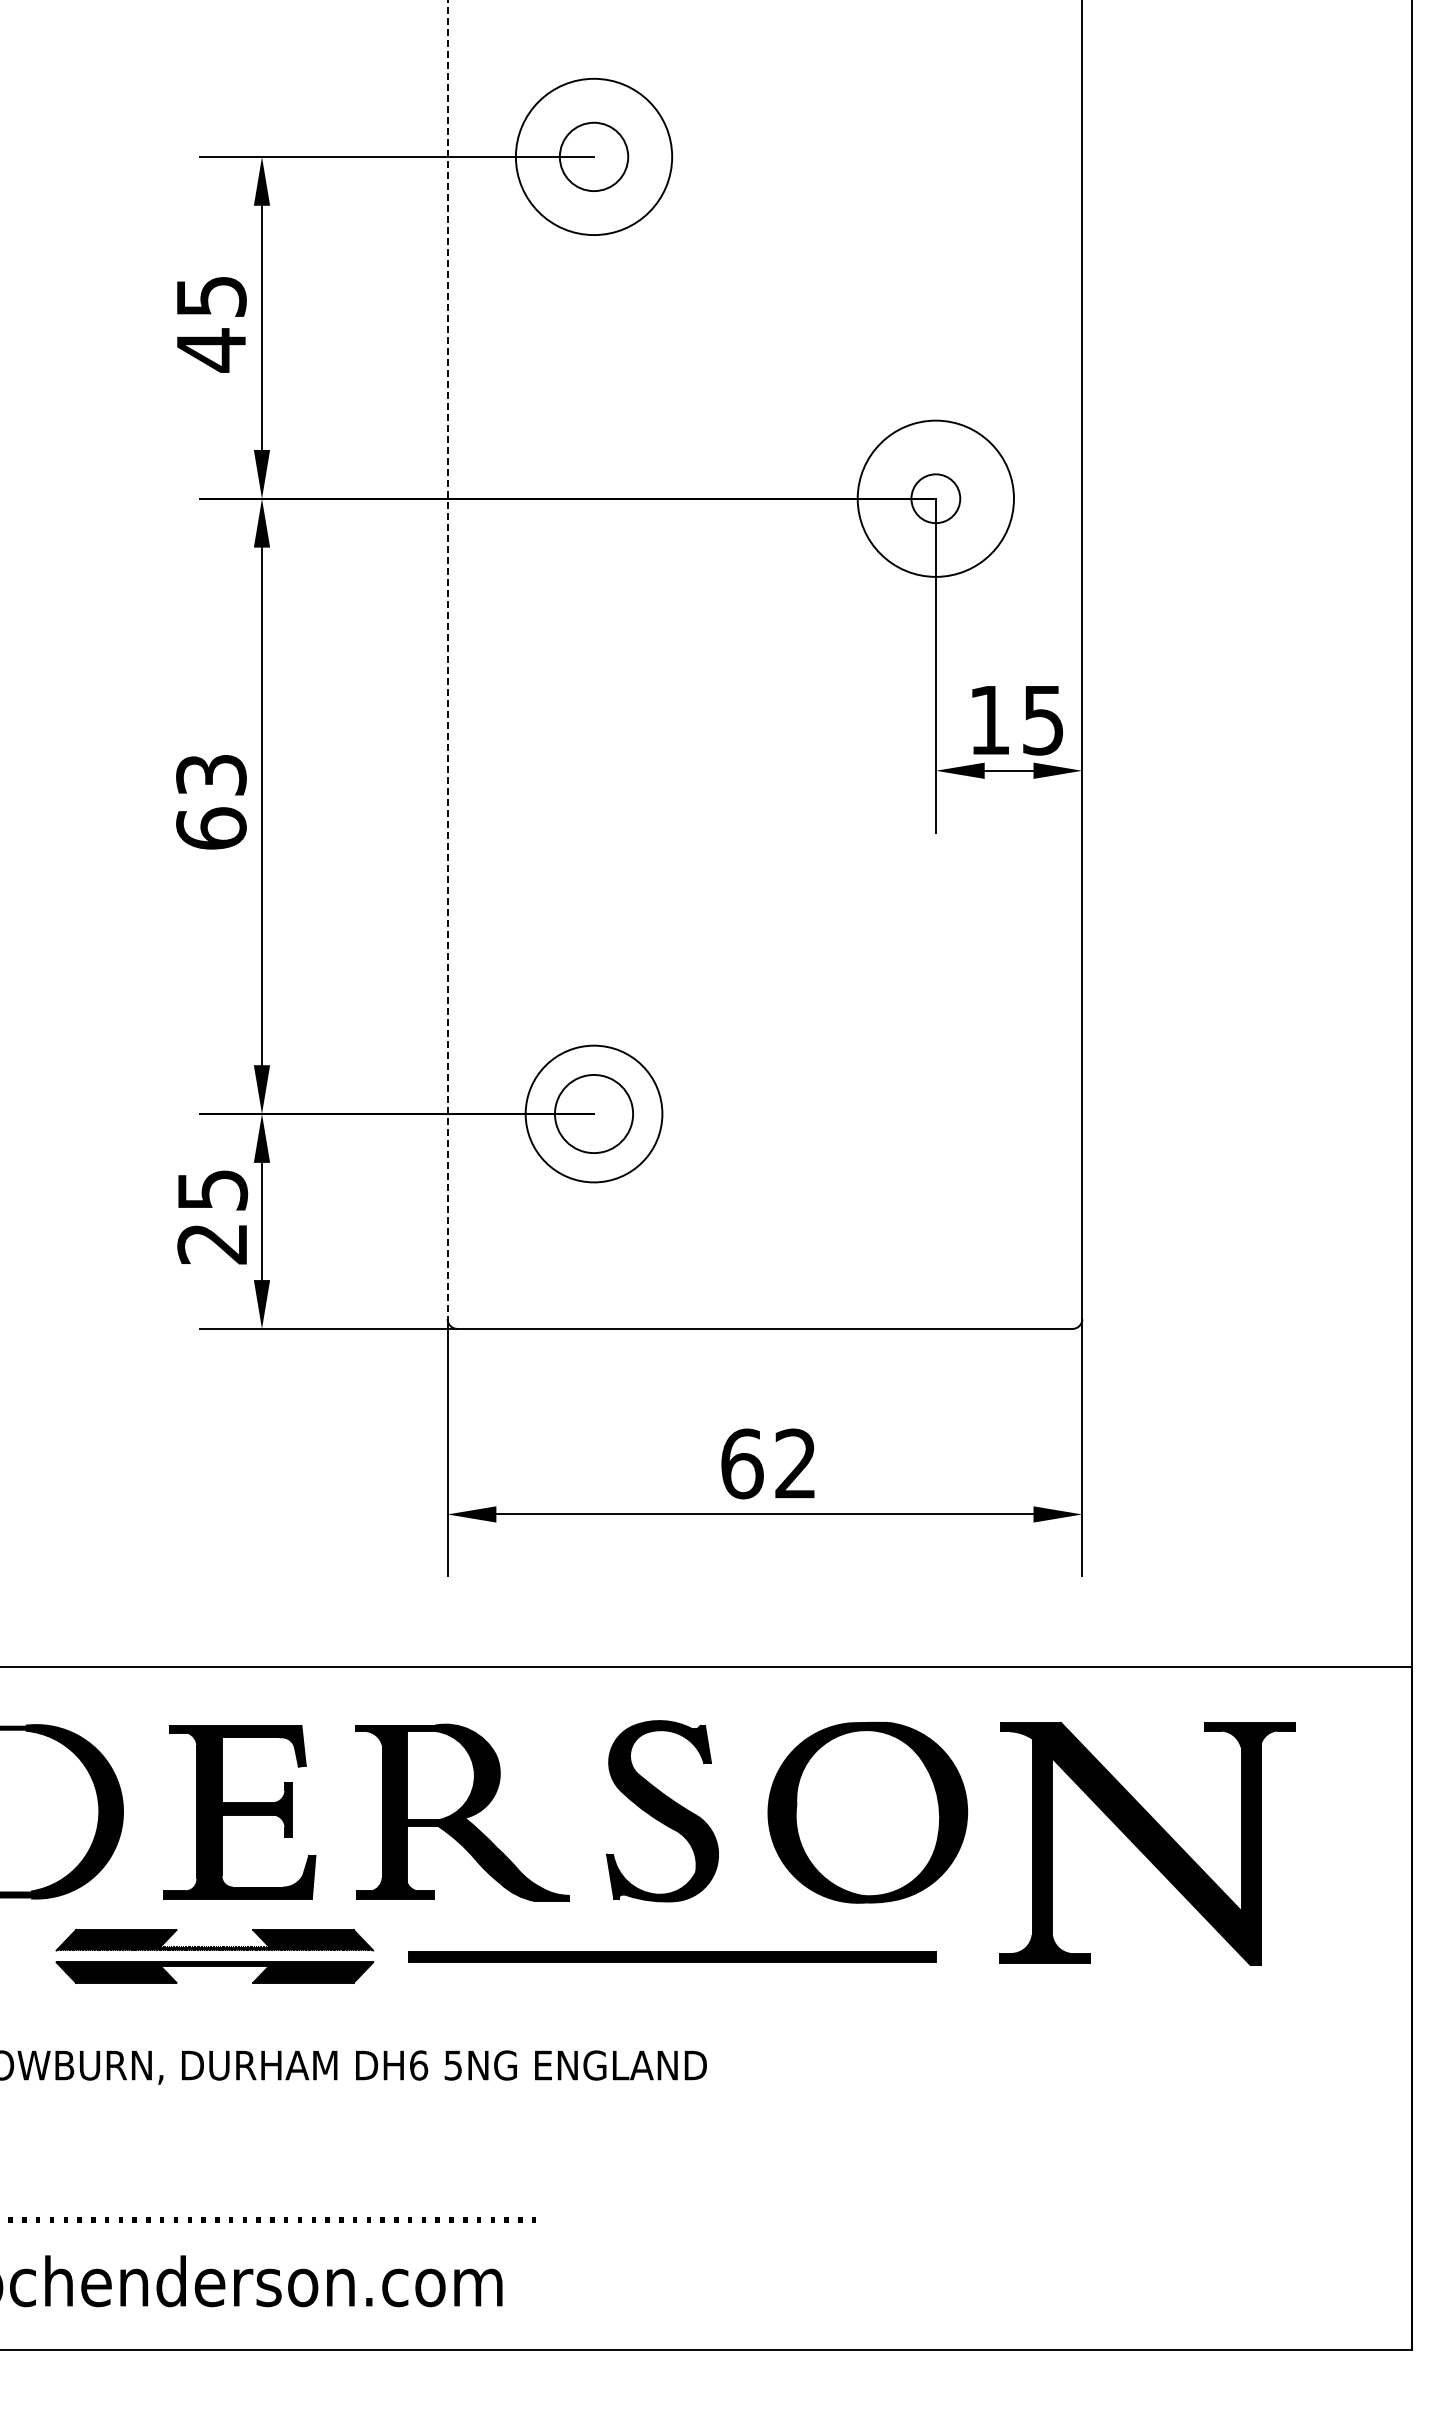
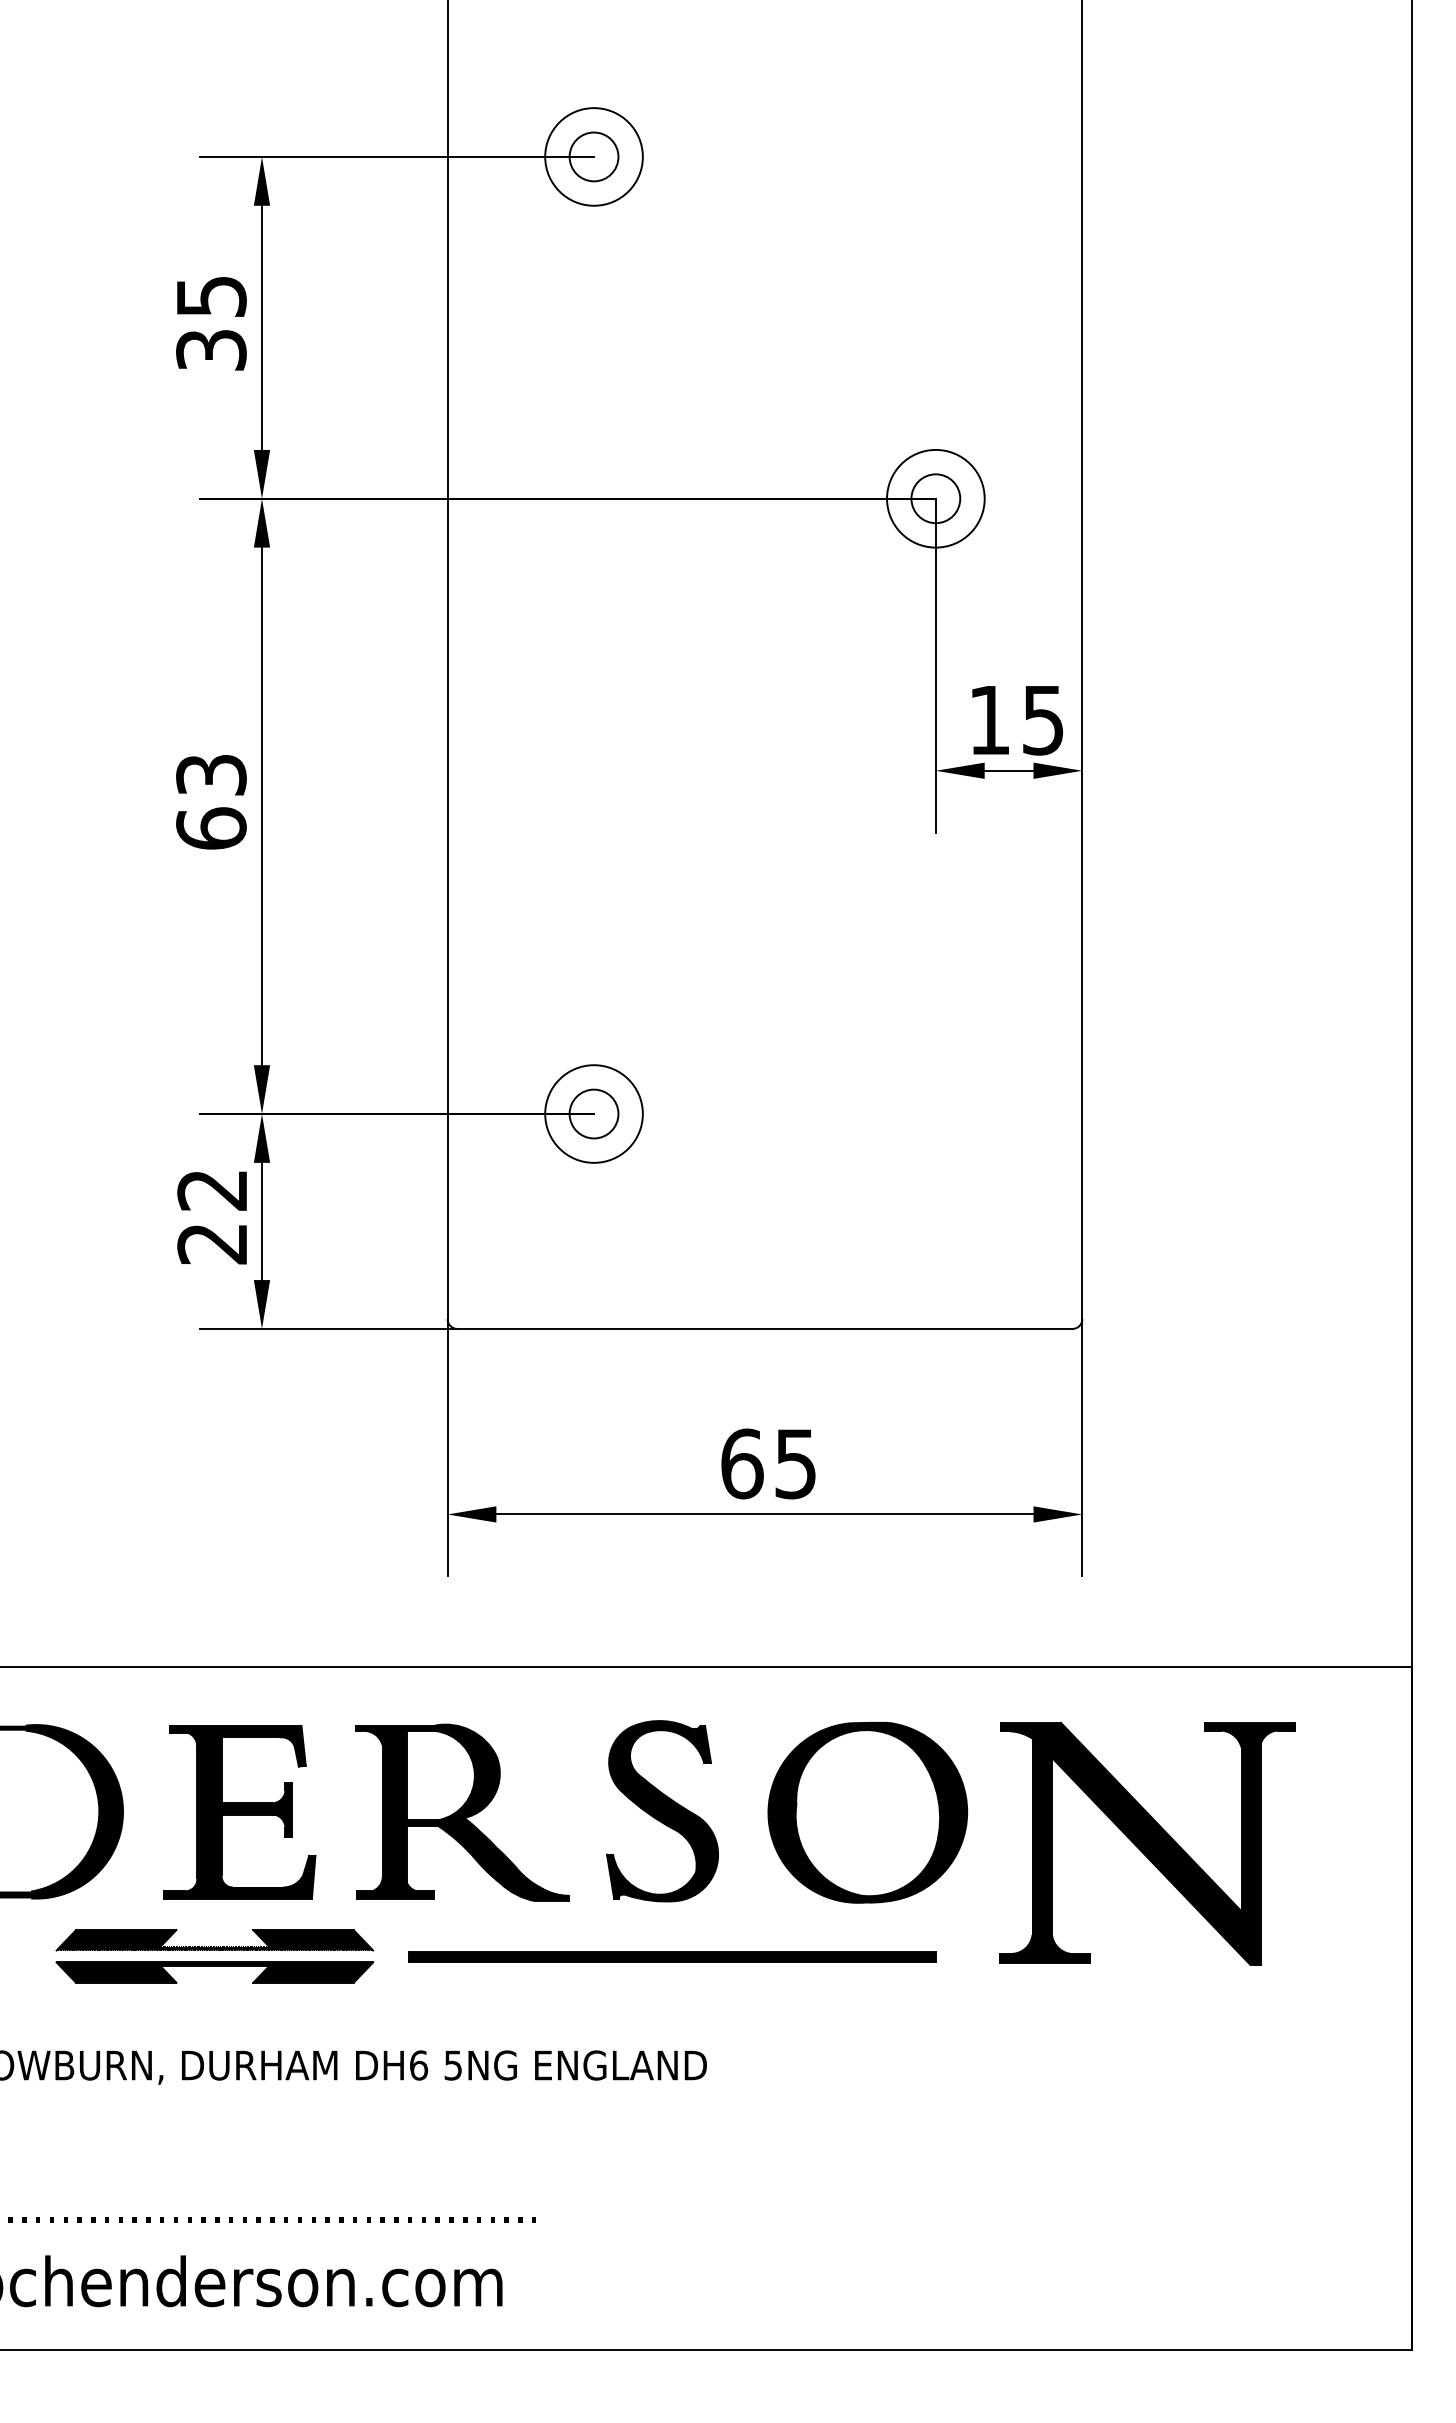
circle diameter: 156 px -> 98 px (593, 156)
circle diameter: 68 px -> 49 px (593, 156)
text: 45 -> 35 (211, 350)
circle diameter: 156 px -> 98 px (935, 498)
line: dashed -> solid (447, 660)
circle diameter: 137 px -> 98 px (593, 1113)
circle diameter: 78 px -> 49 px (593, 1113)
text: 25 -> 22 (212, 1190)
text: 62 -> 65 (795, 1463)
